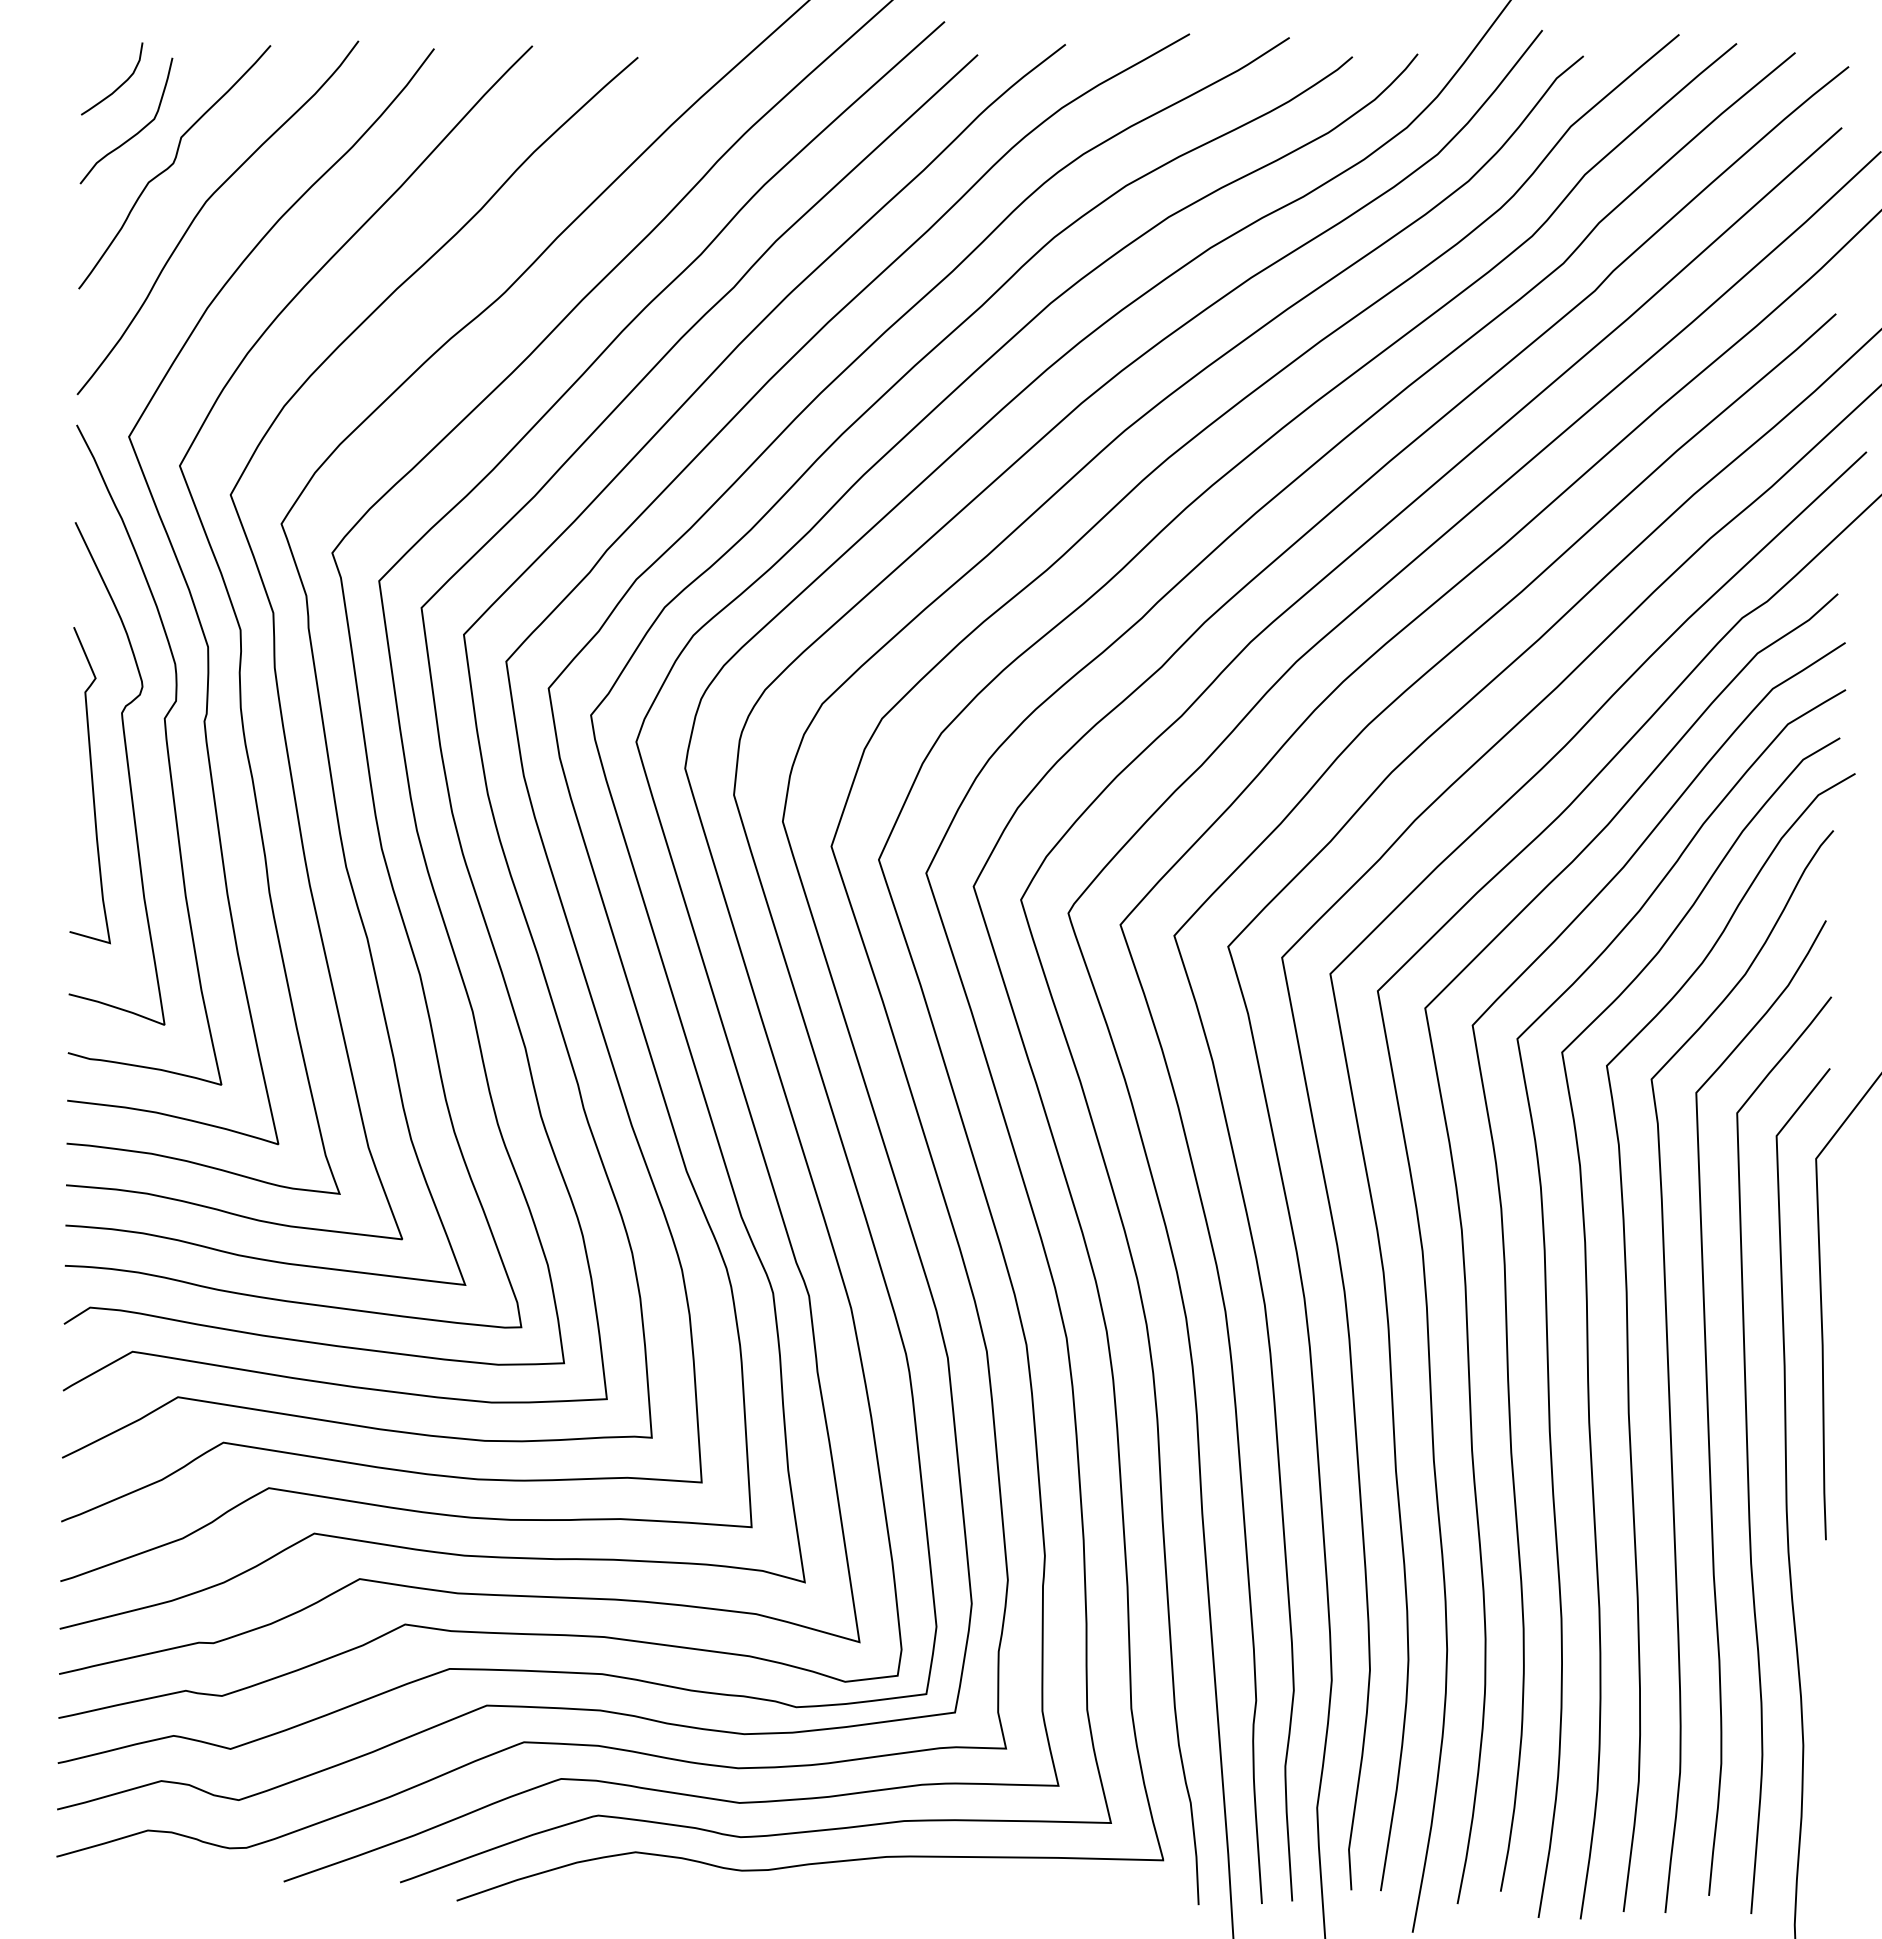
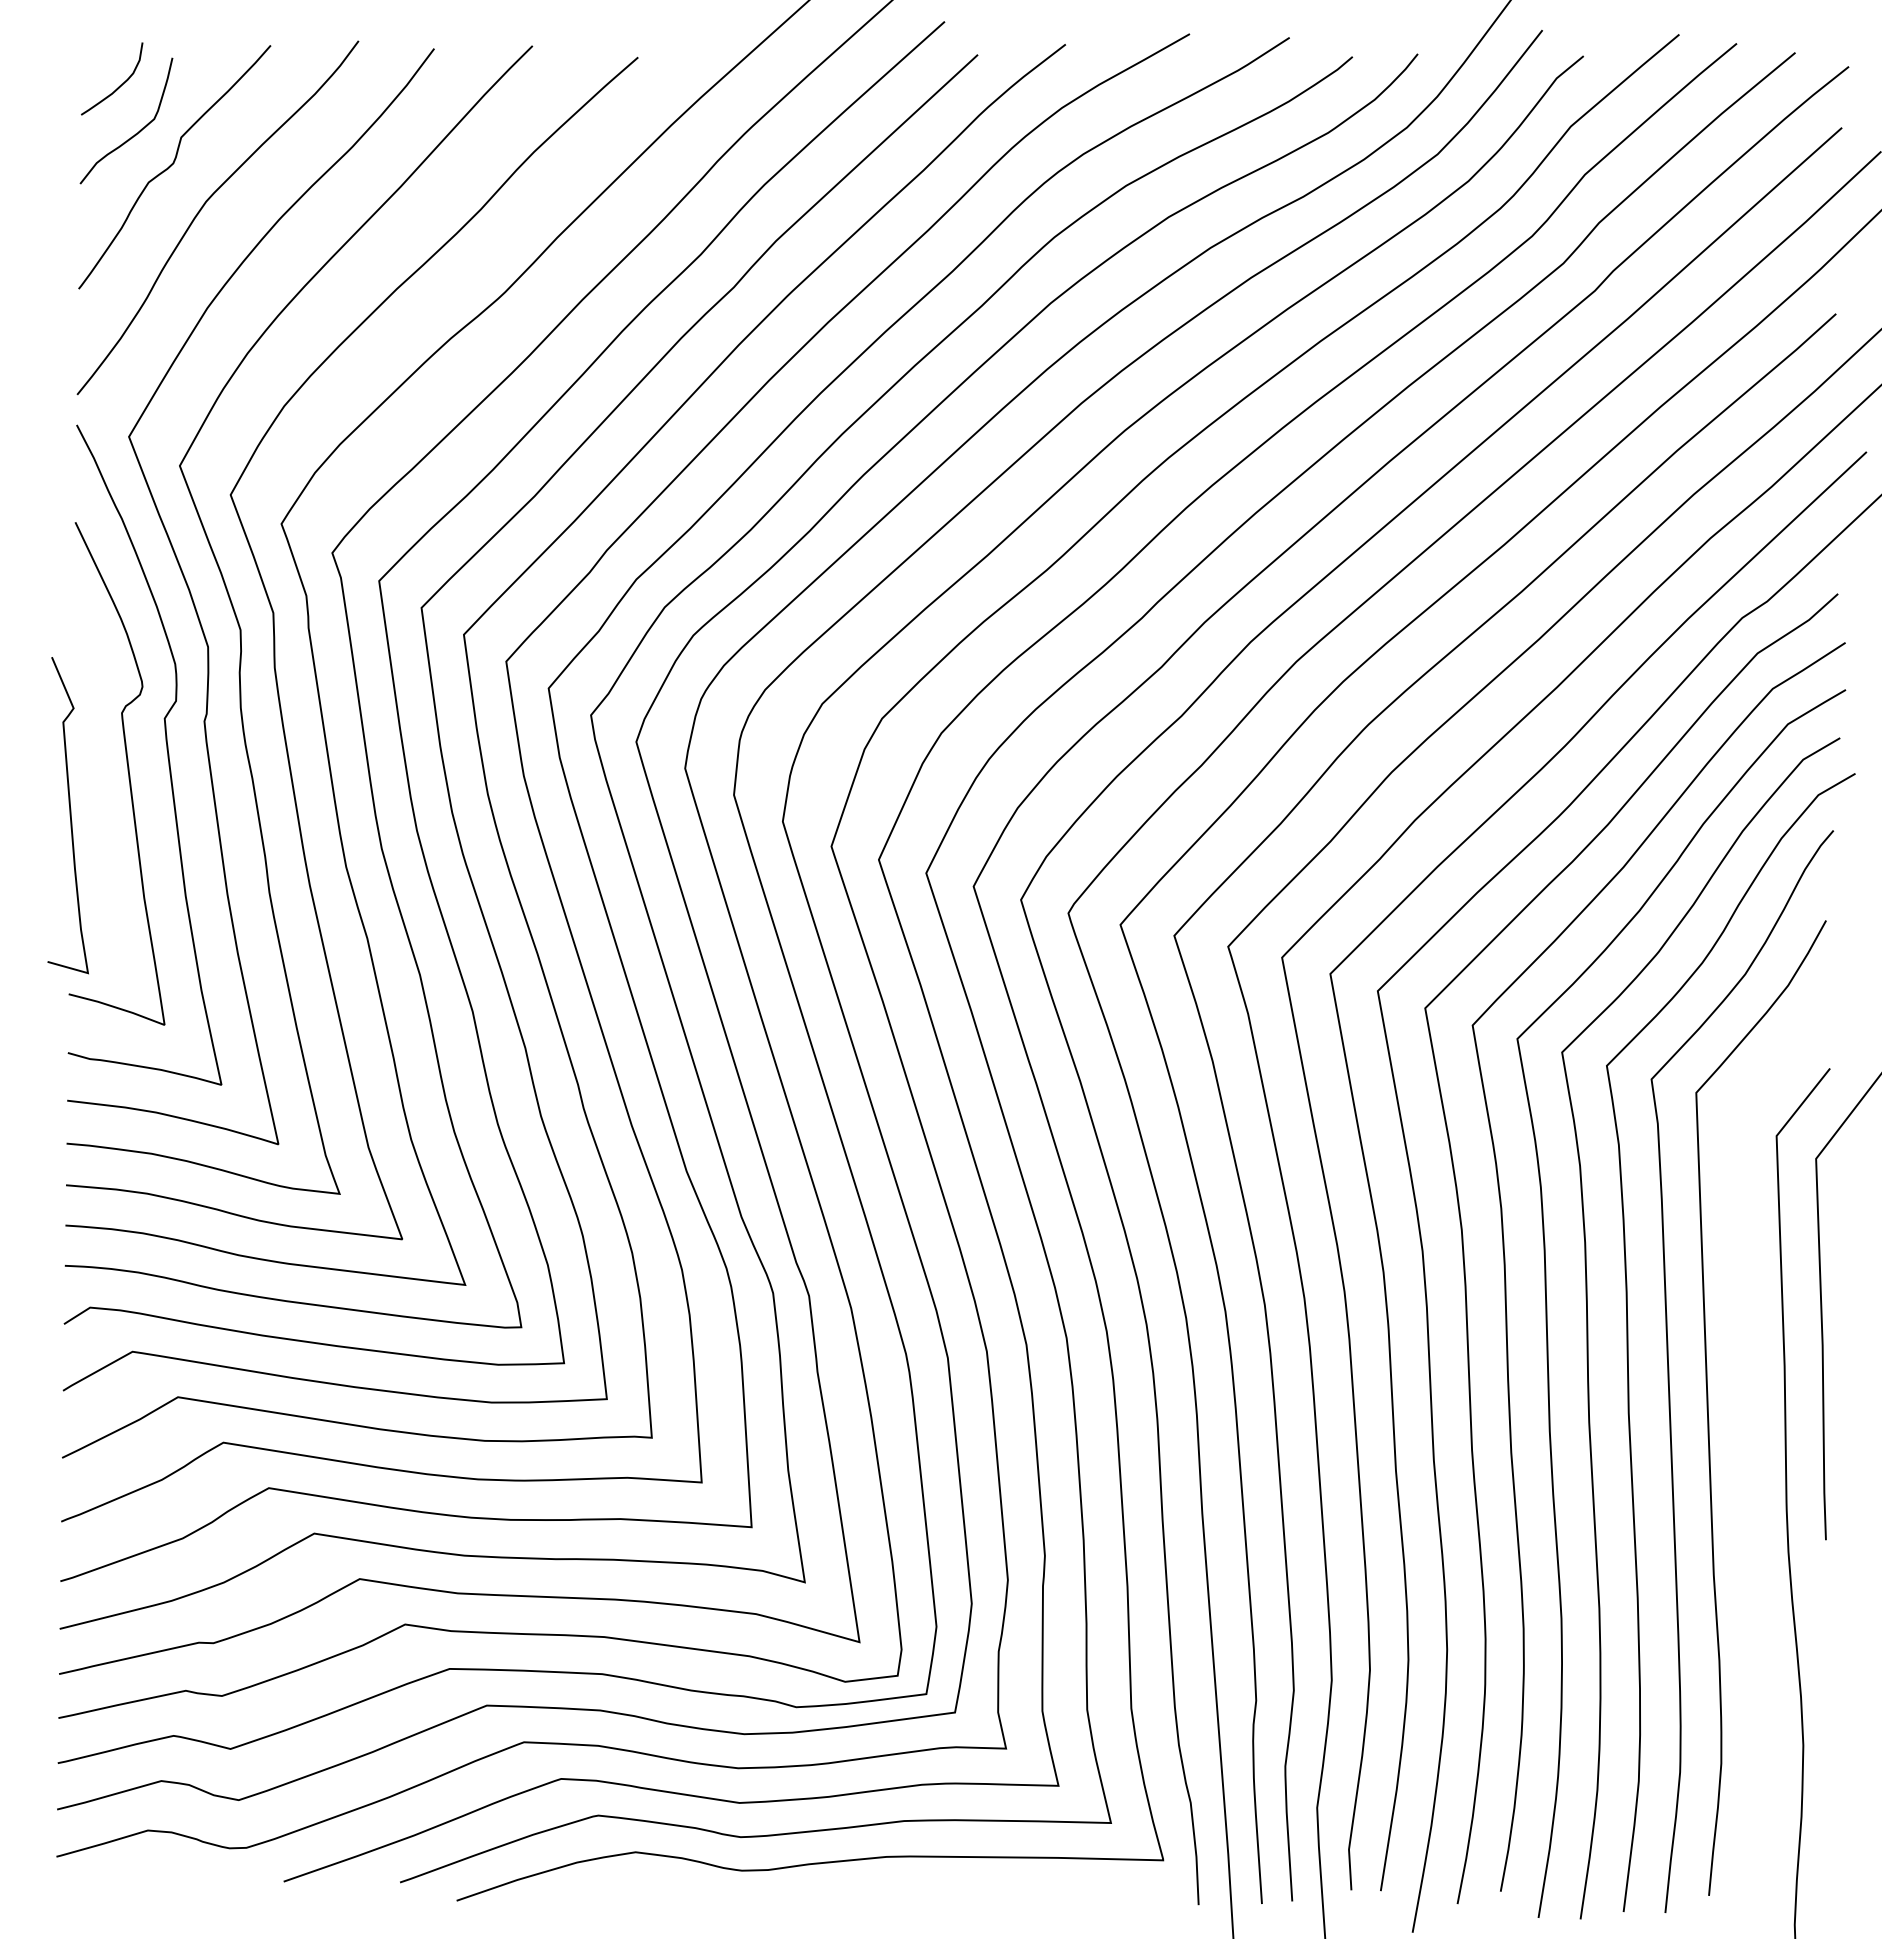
curve position: (91, 785) -> (69, 815) (69, 815)
curve: present -> none (1748, 1454)
